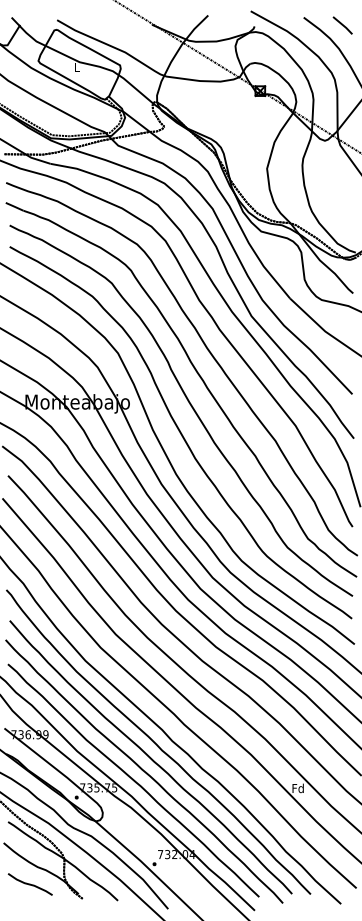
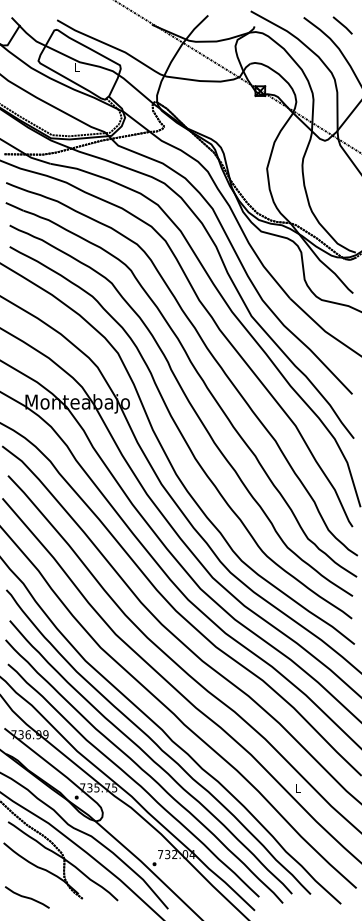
text: Fd -> L (297, 788)
curve position: (29, 884) -> (26, 897) (26, 897)
